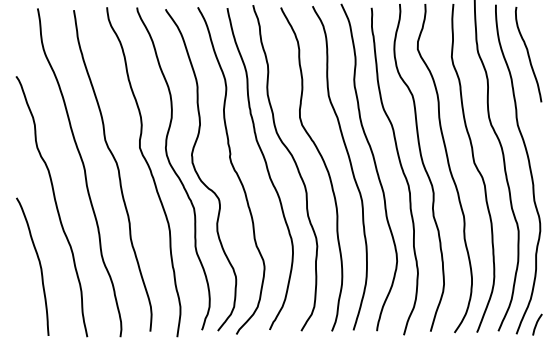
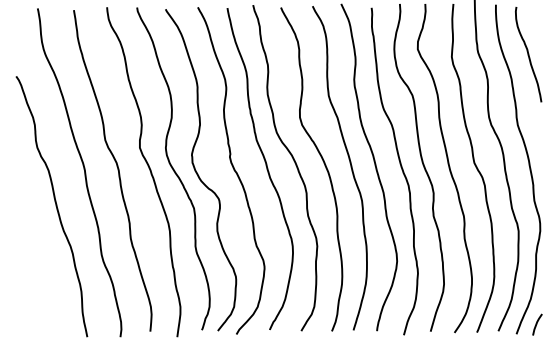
curve: present -> none (39, 266)
